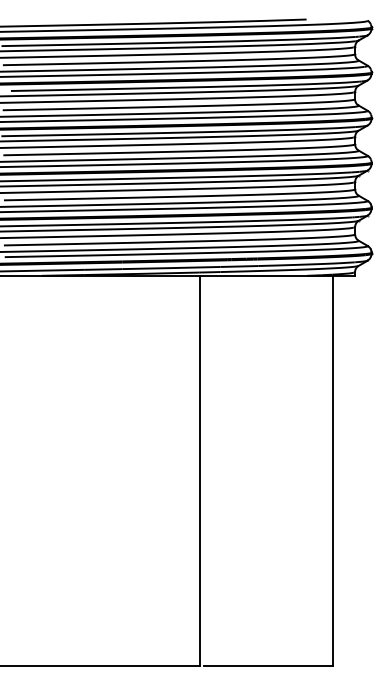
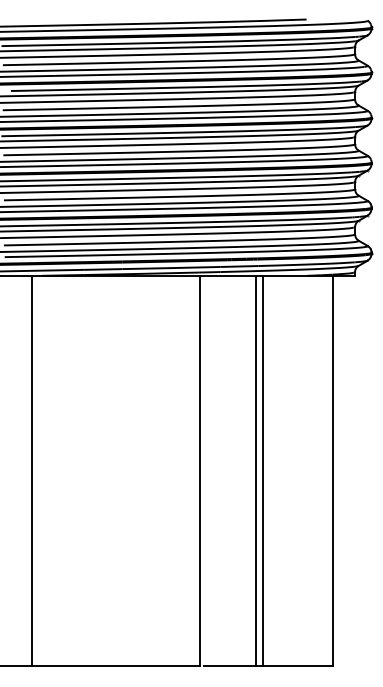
line: none -> present (32, 470)
line: none -> present (255, 470)
line: none -> present (263, 470)
